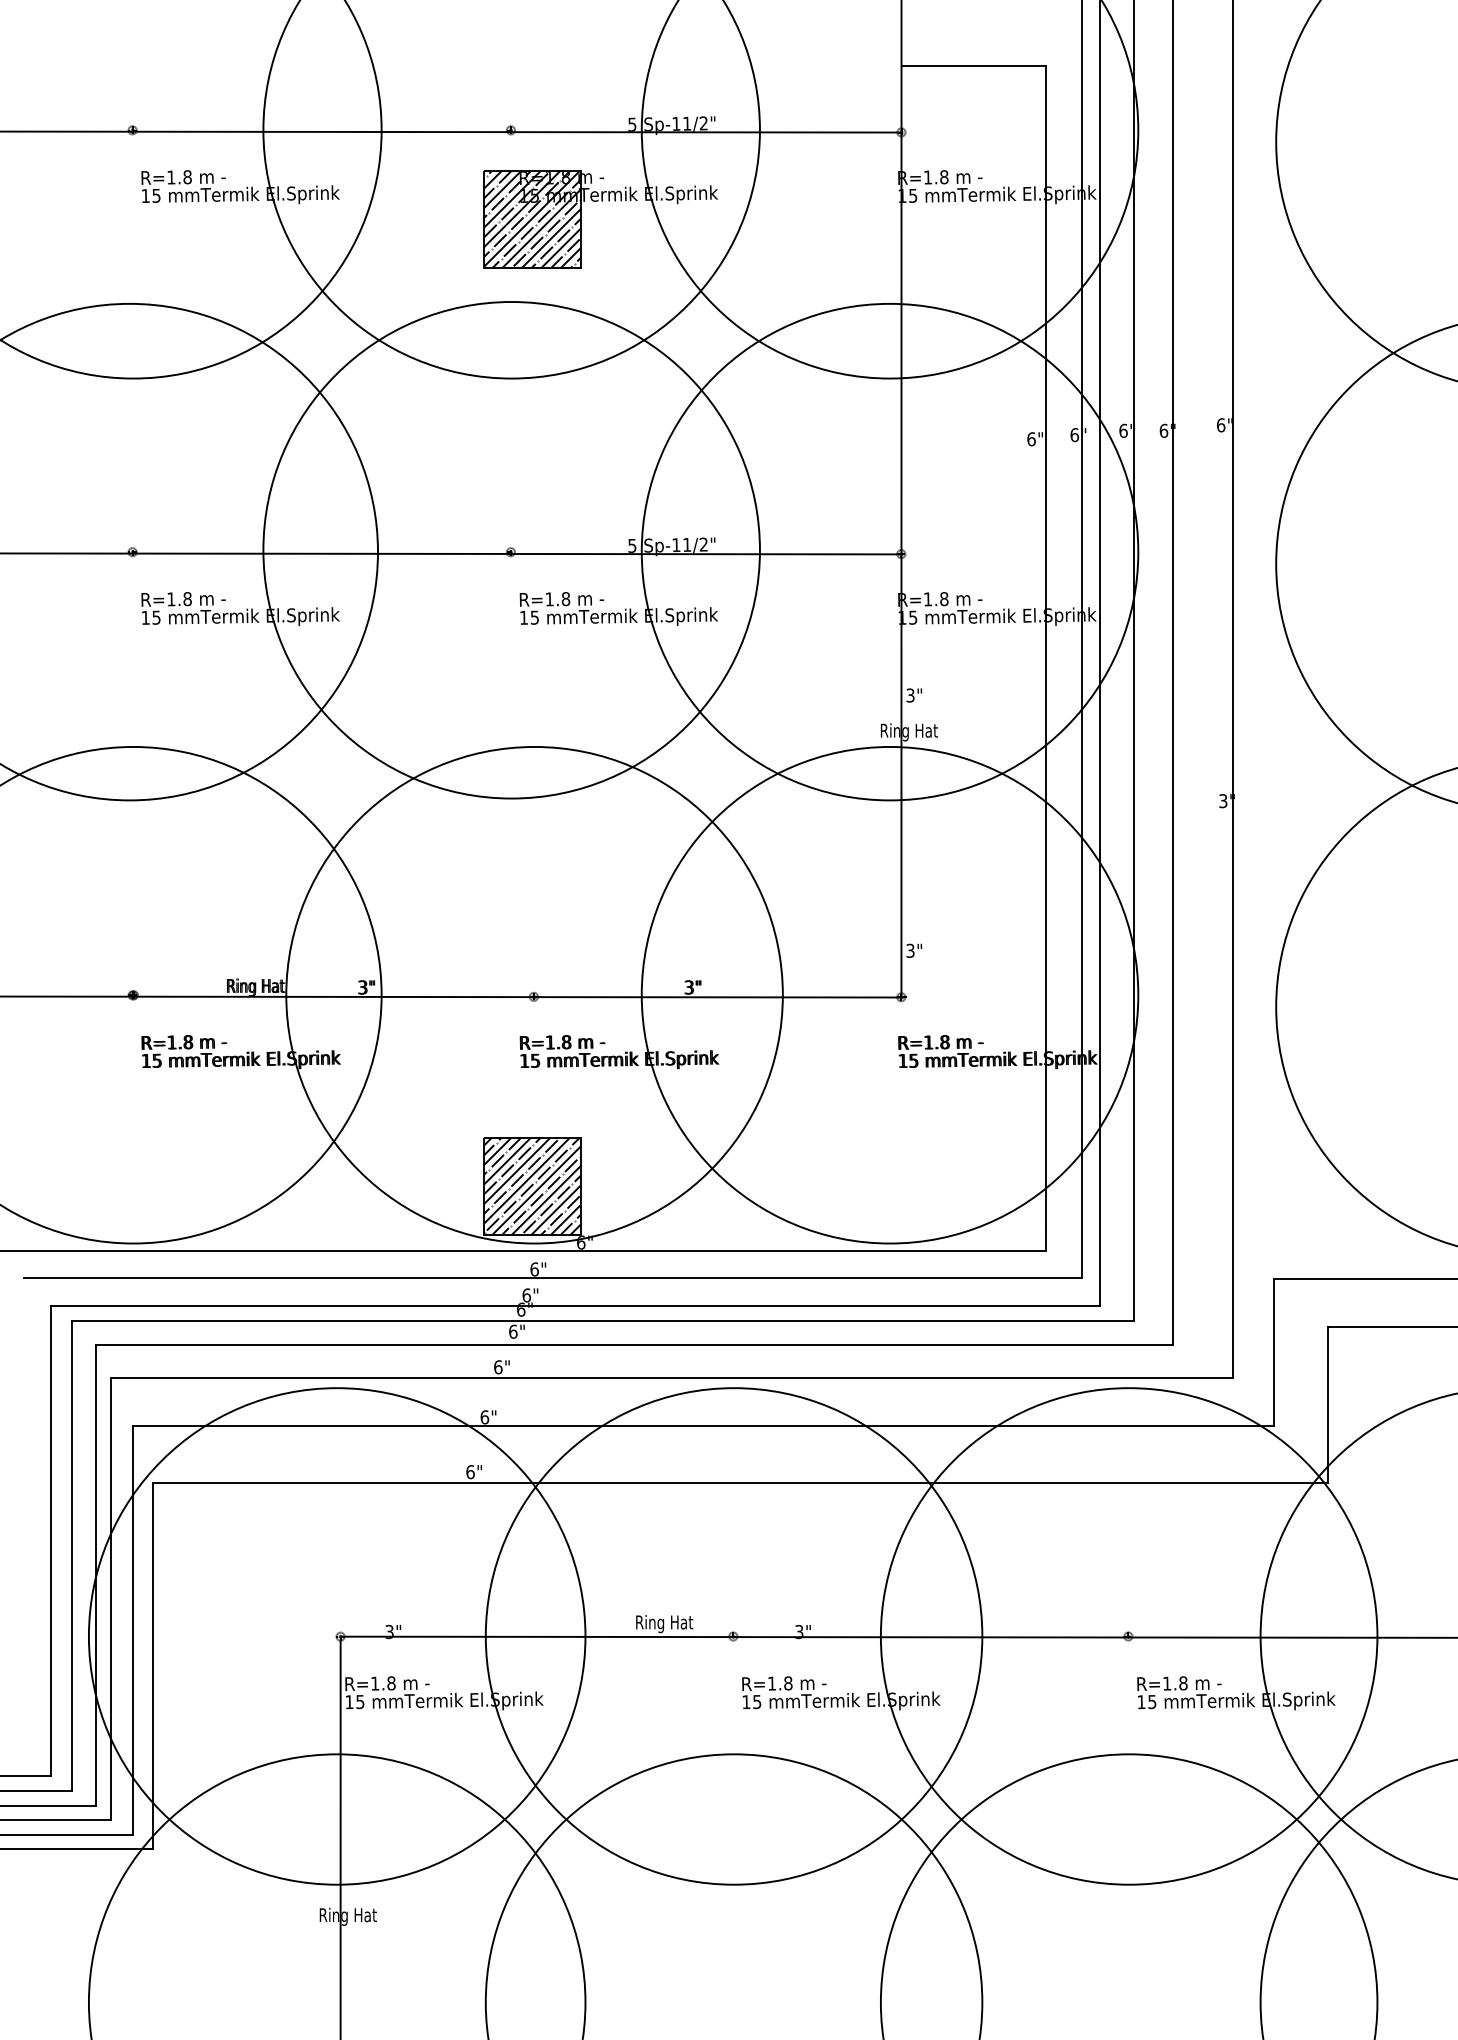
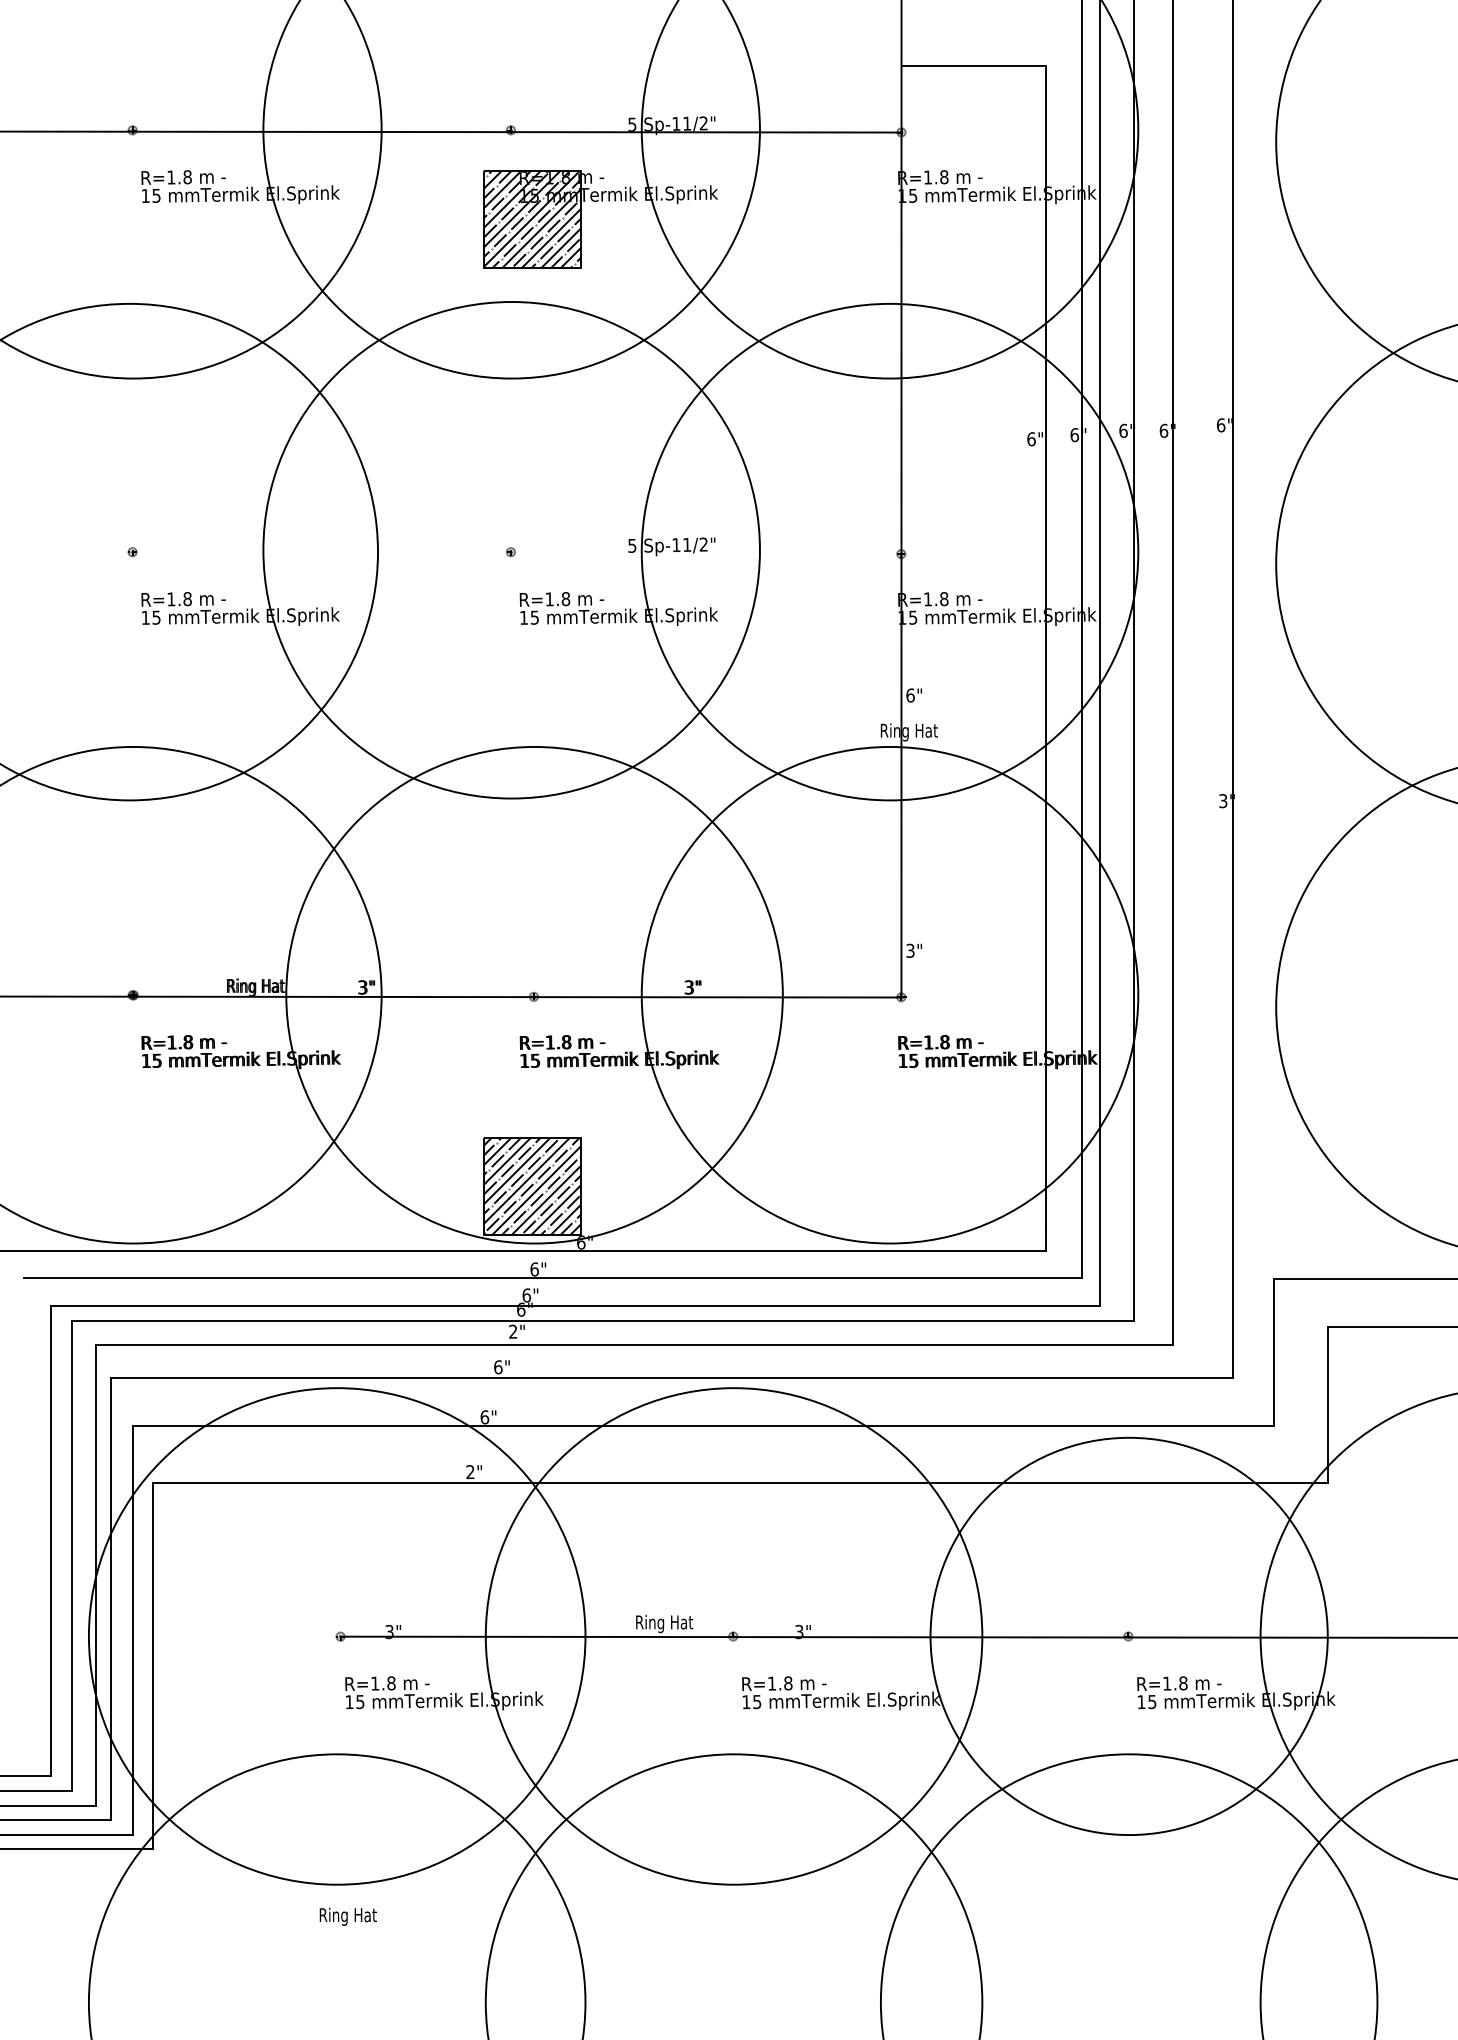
line: present -> none (451, 553)
text: 3" -> 6" (910, 695)
text: 6" -> 2" (513, 1331)
text: 6" -> 2" (470, 1472)
circle diameter: 497 px -> 397 px (1128, 1636)
line: present -> none (340, 1838)
